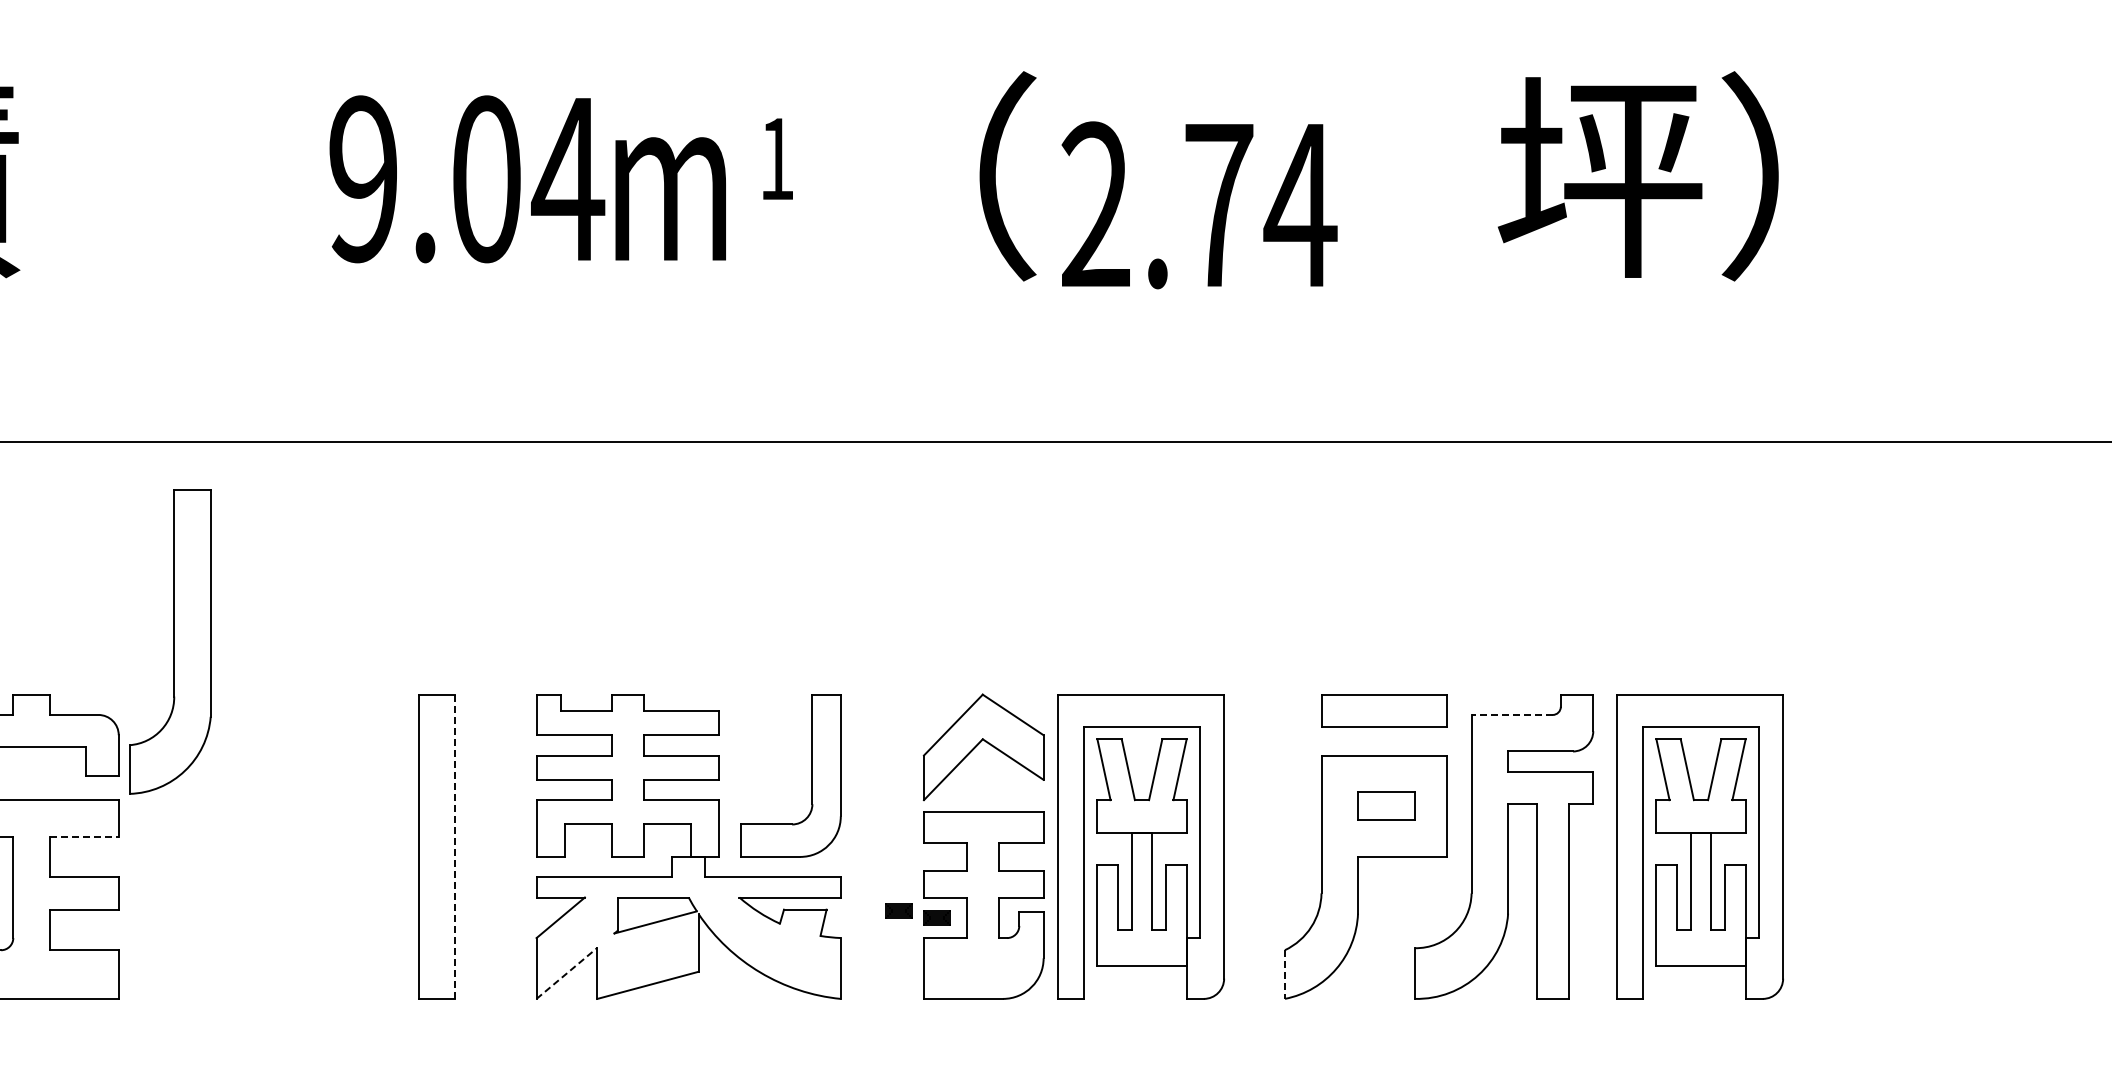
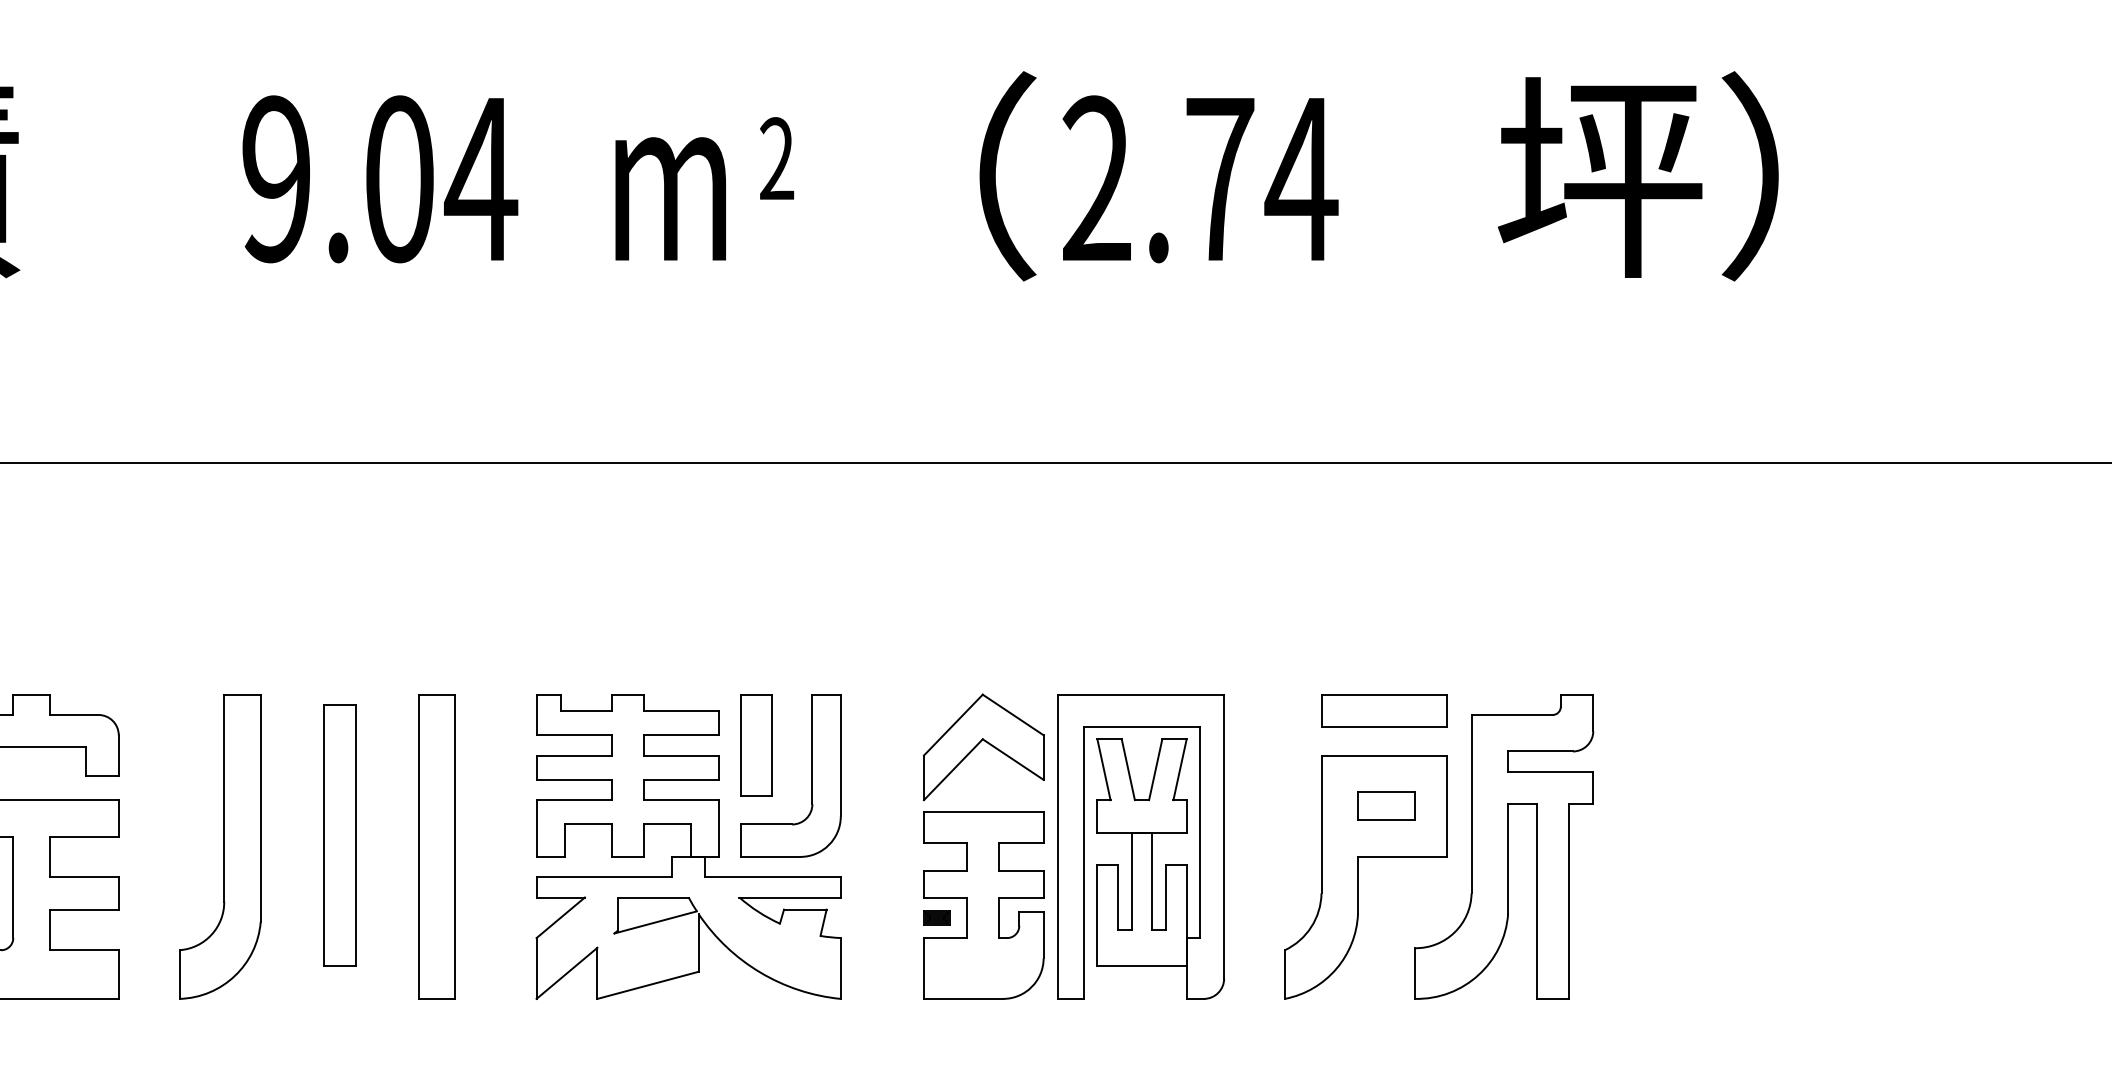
text: 1 -> 2 (777, 158)
text position: (467, 179) -> (380, 179) (380, 179)
text position: (1199, 205) -> (1200, 179) (1200, 179)
line position: (1055, 442) -> (1055, 463) (1055, 463)
part position: (170, 641) -> (220, 846) (220, 846)
line: dashed -> solid (1512, 714)
part: none -> present (756, 745)
part: none -> present (339, 835)
line: dashed -> solid (84, 836)
line: dashed -> solid (455, 846)
part: present -> none (1699, 846)
part: present -> none (898, 910)
line: dashed -> solid (567, 973)
line: dashed -> solid (1284, 975)
